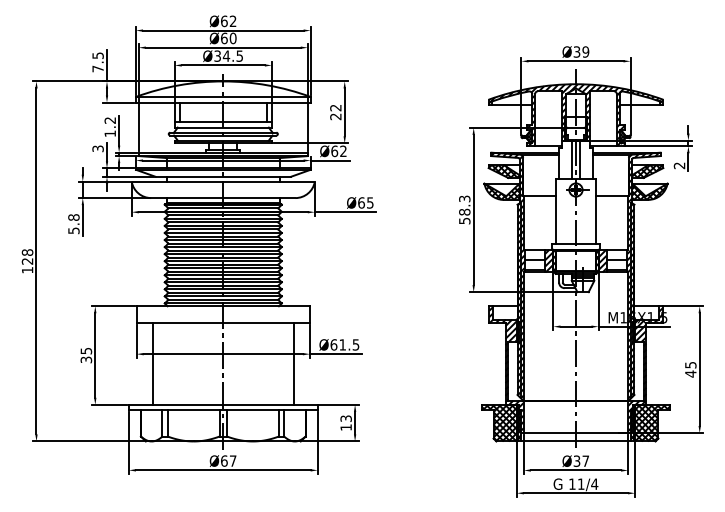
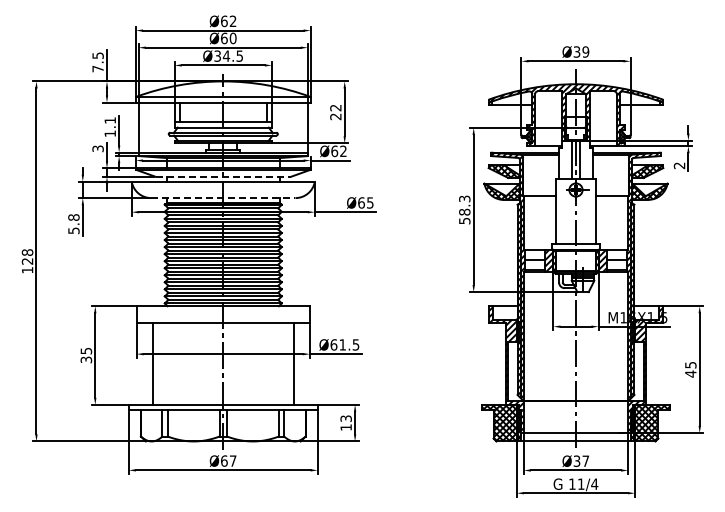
text: 1.2 -> 1.1 (109, 120)
line: solid -> dashed (223, 176)
line: solid -> dashed (223, 198)
